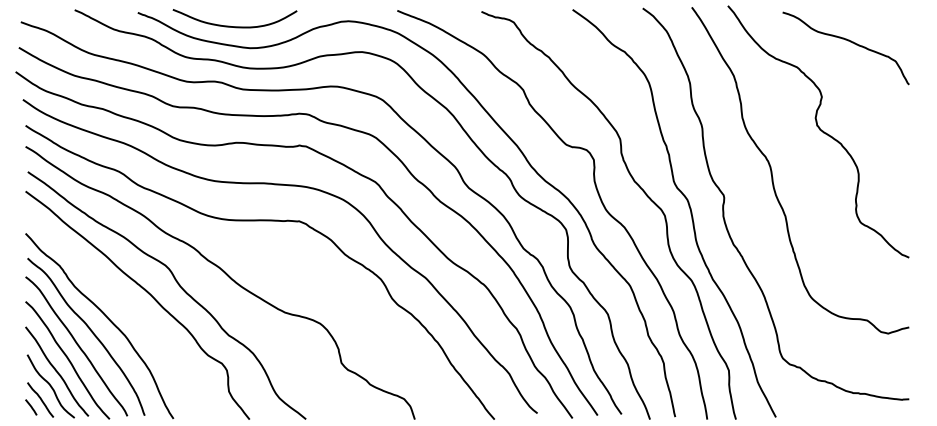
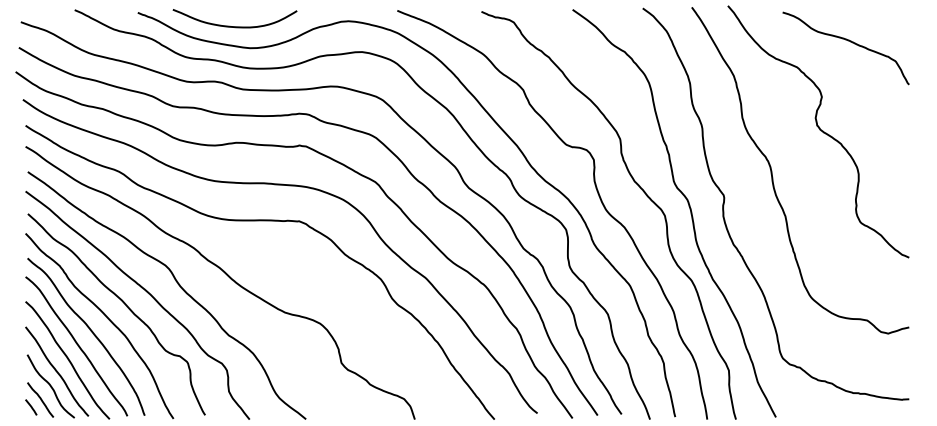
curve: none -> present (127, 308)
